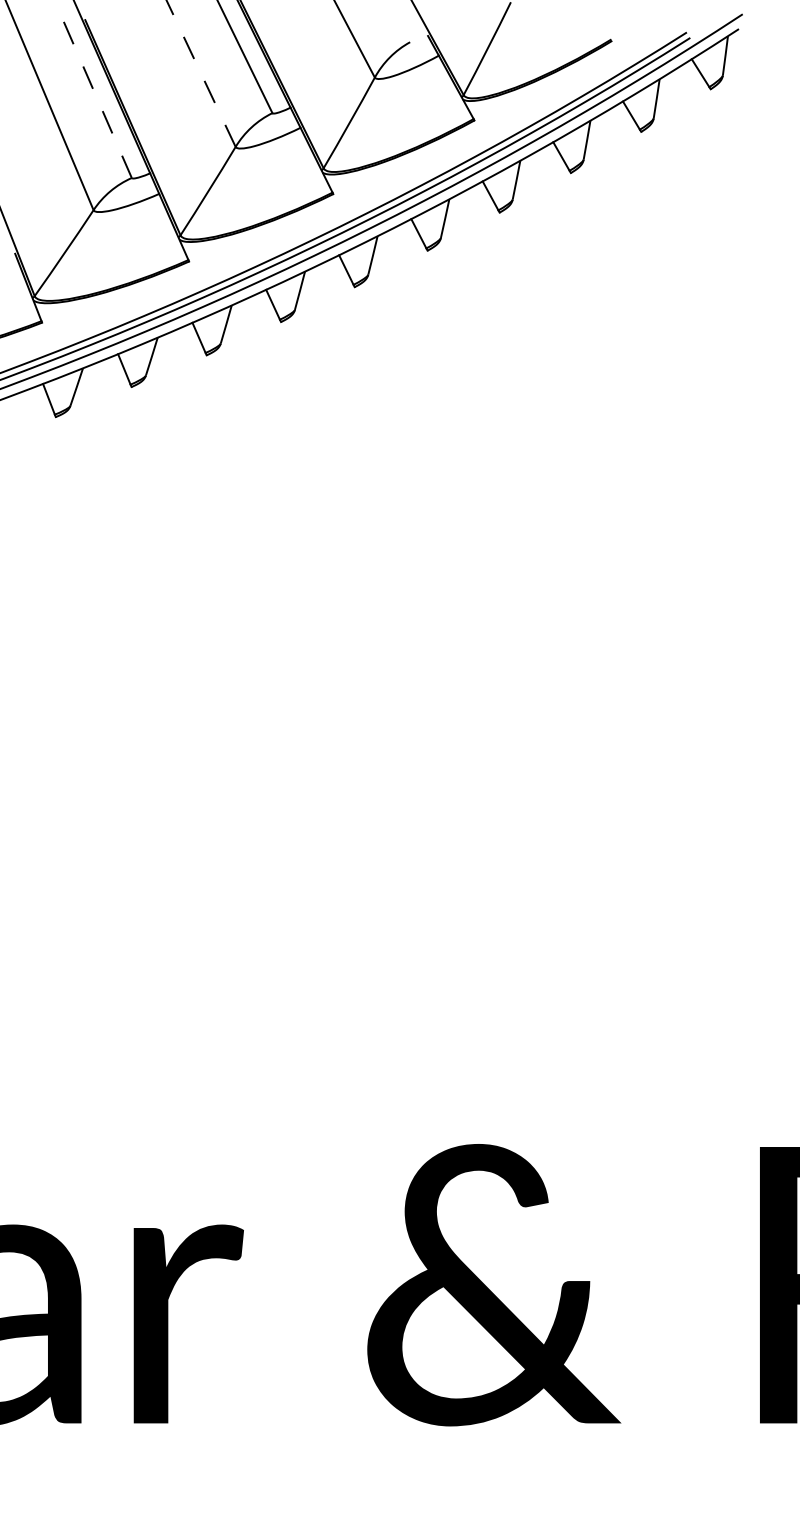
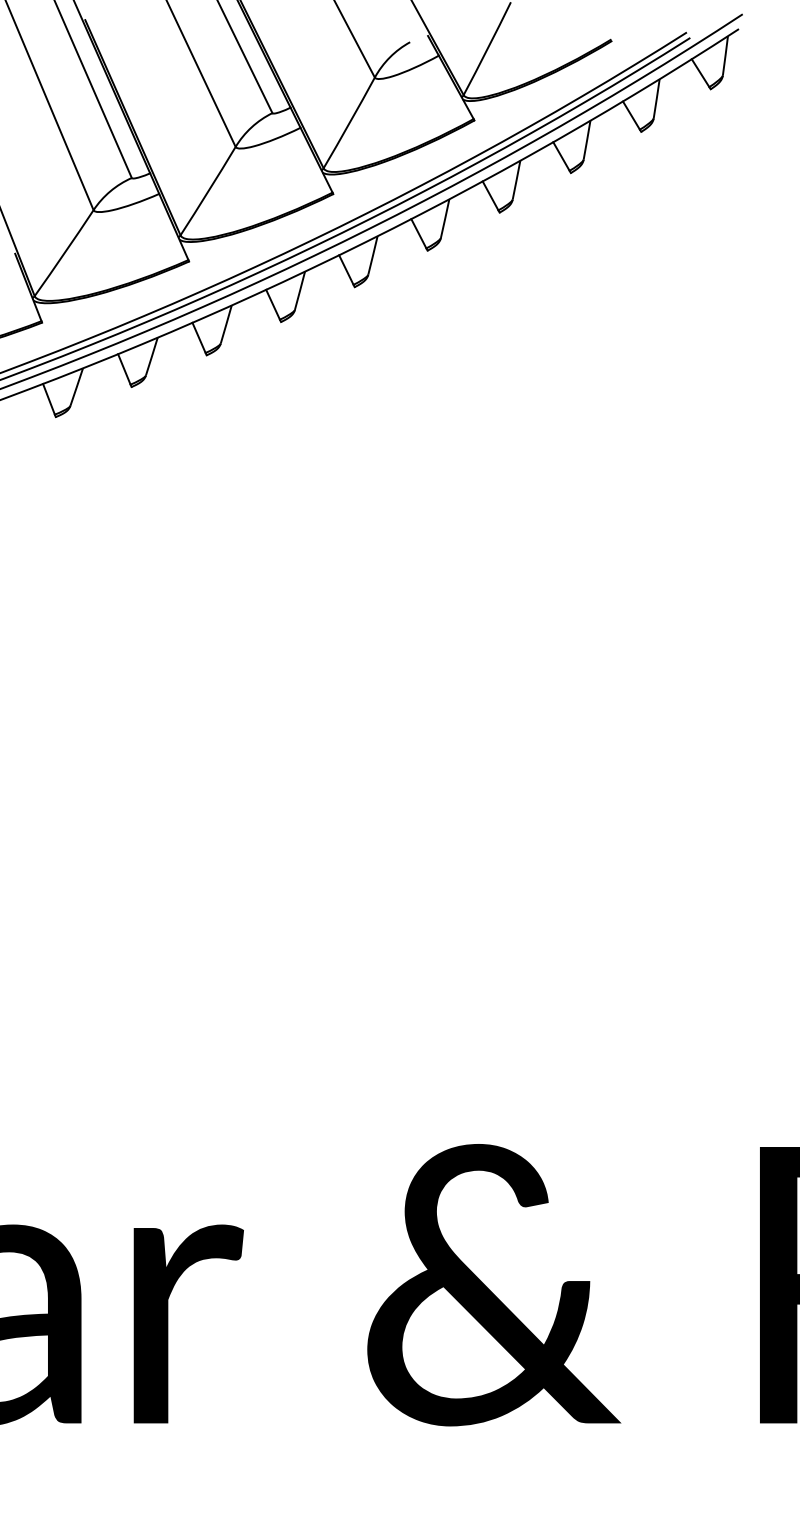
line: dashed -> solid (201, 73)
line: dashed -> solid (93, 89)
